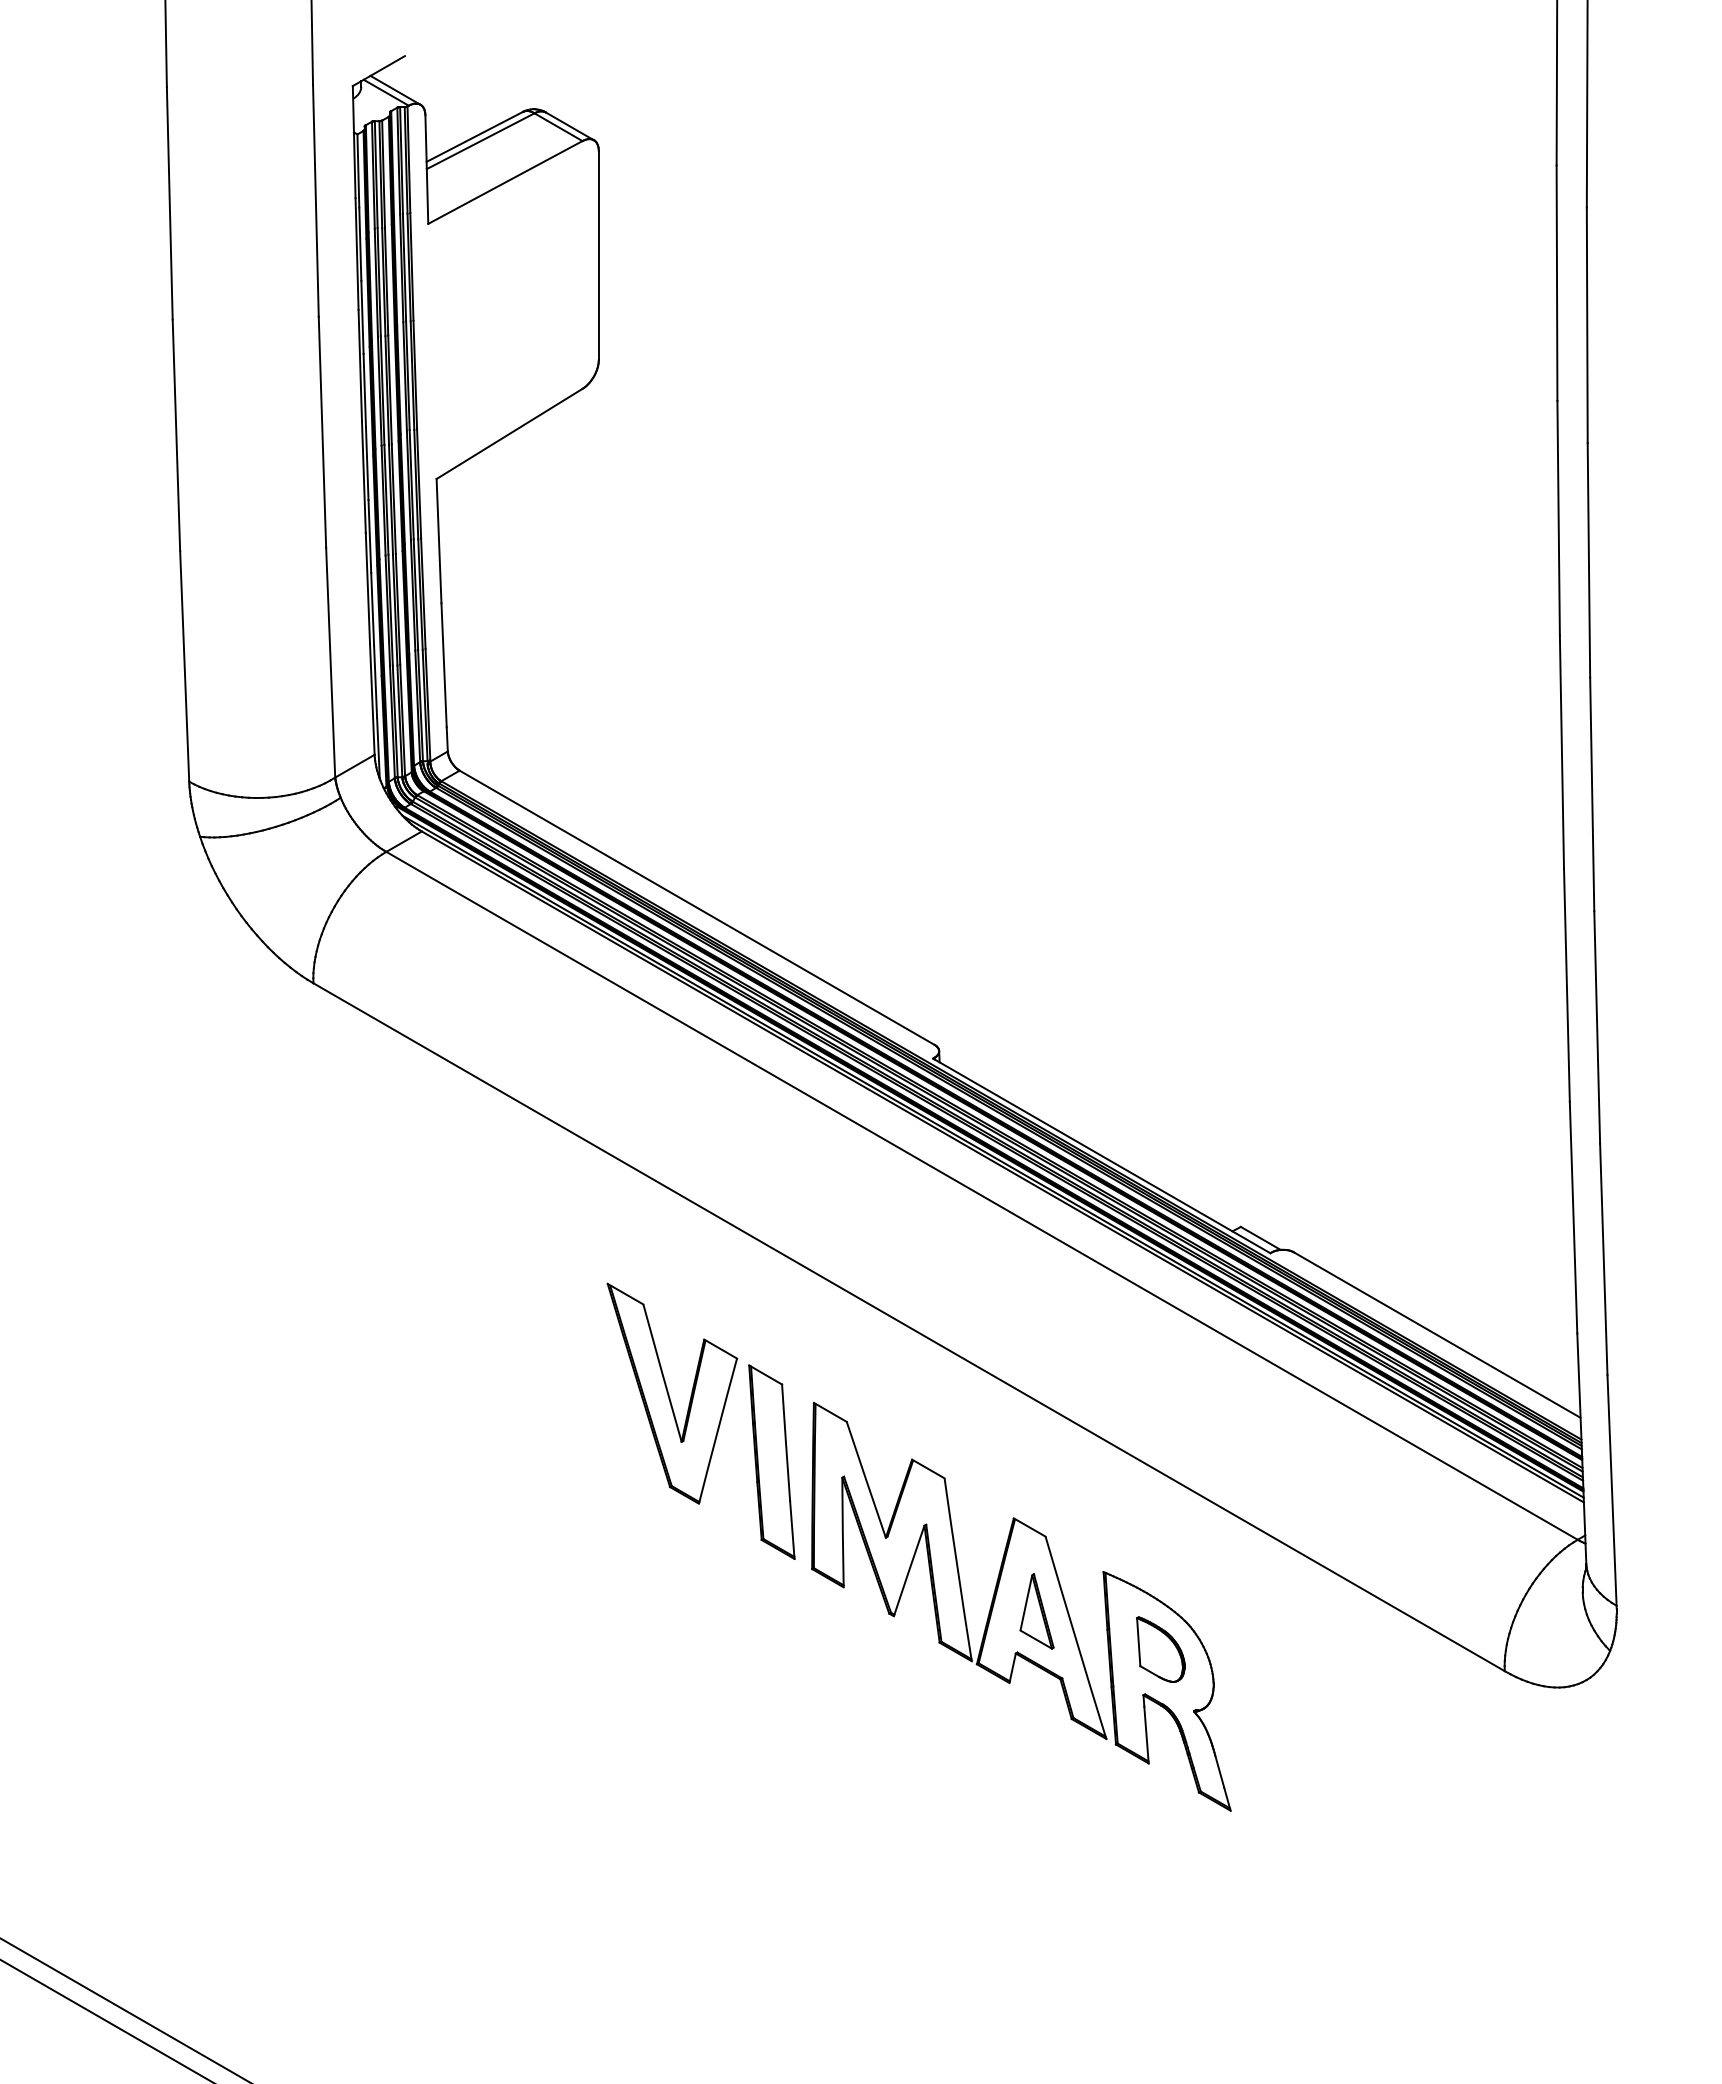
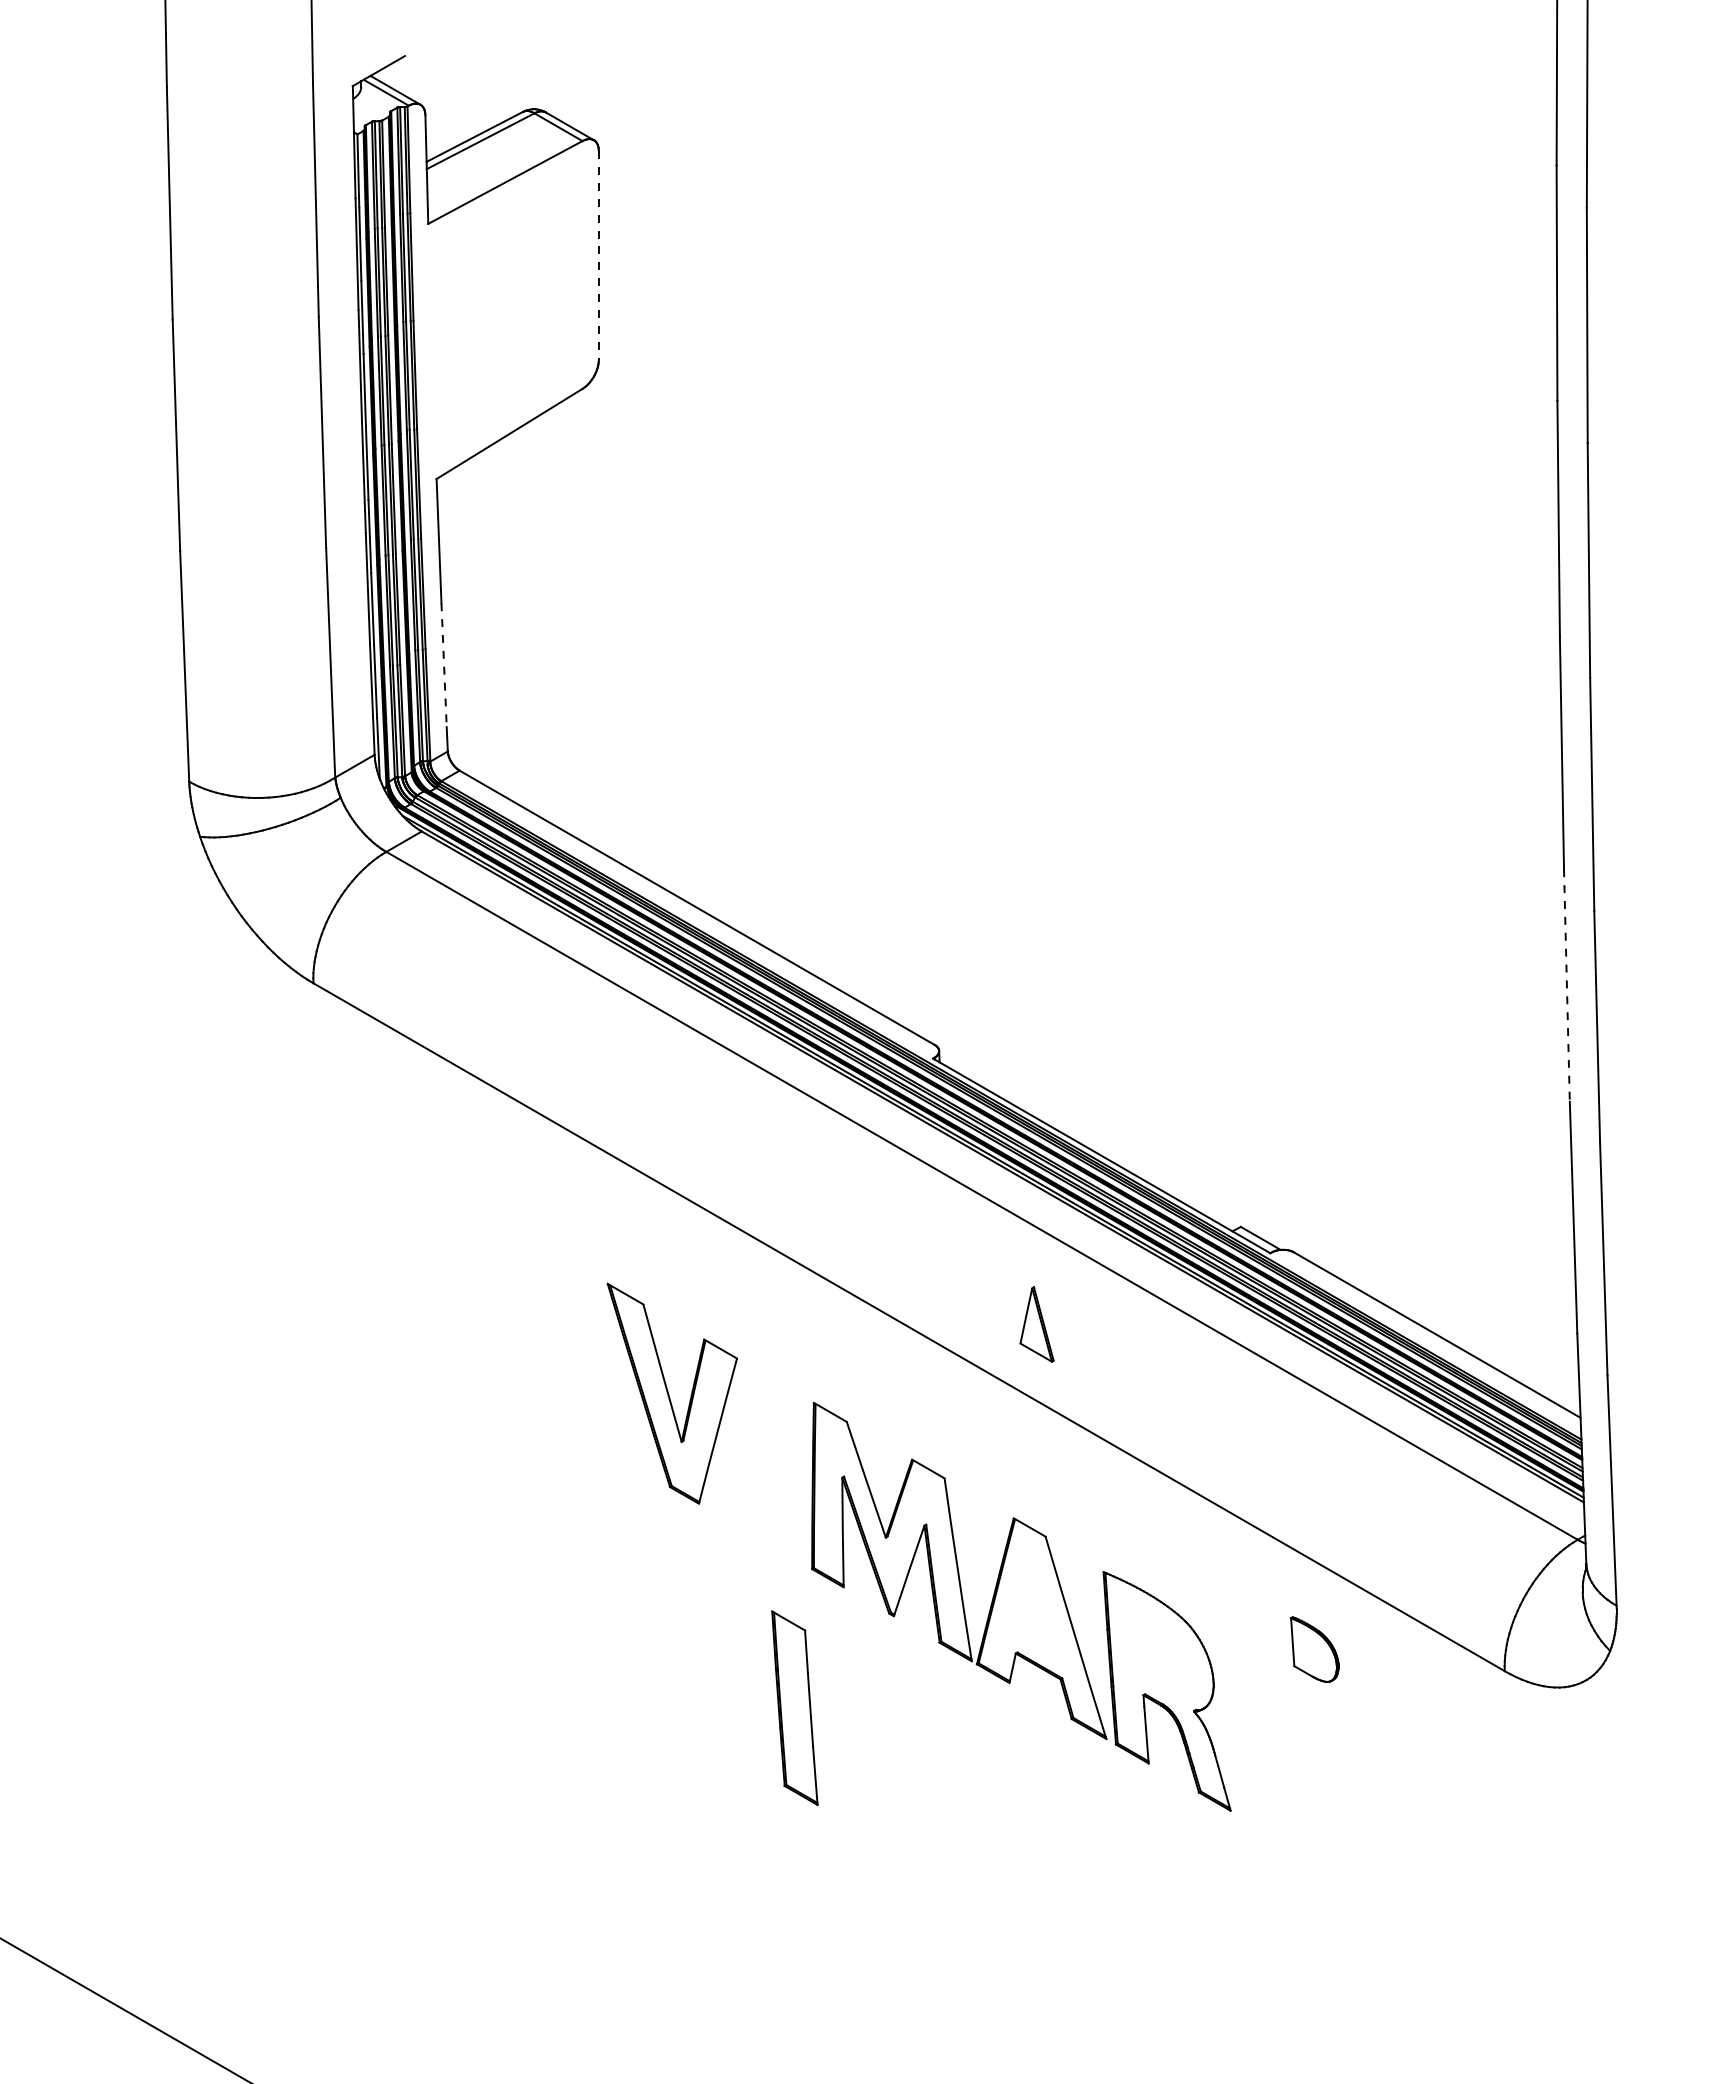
line: solid -> dashed (598, 256)
line: solid -> dashed (444, 665)
line: solid -> dashed (1566, 986)
part position: (771, 1461) -> (794, 1707) (794, 1707)
part position: (1036, 1611) -> (1036, 1324) (1036, 1324)
part position: (1160, 1649) -> (1314, 1649) (1314, 1649)
line: present -> none (105, 2020)
